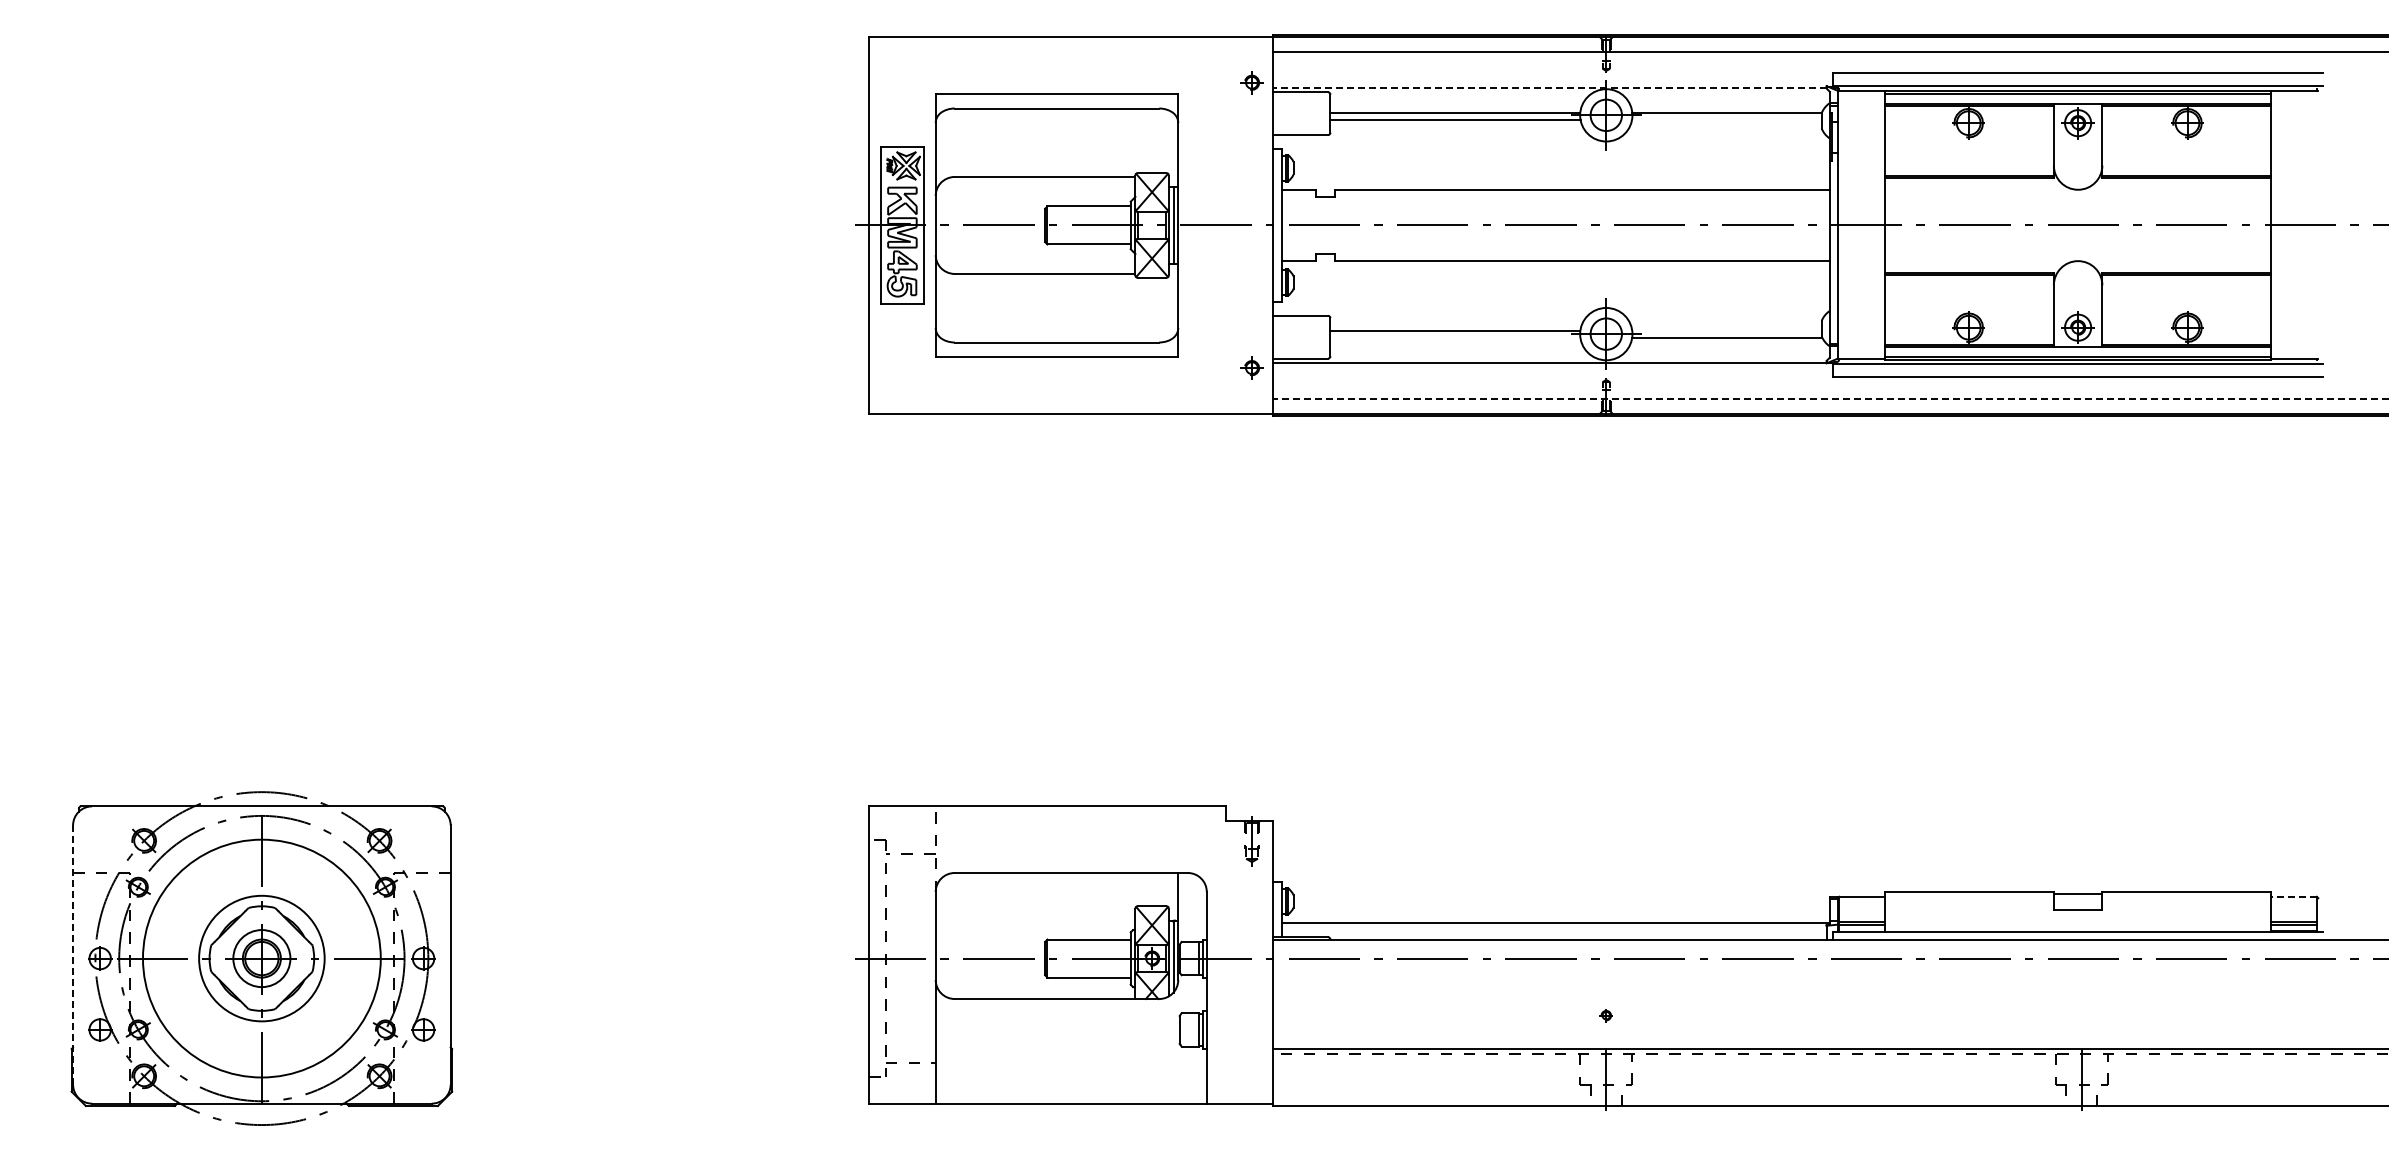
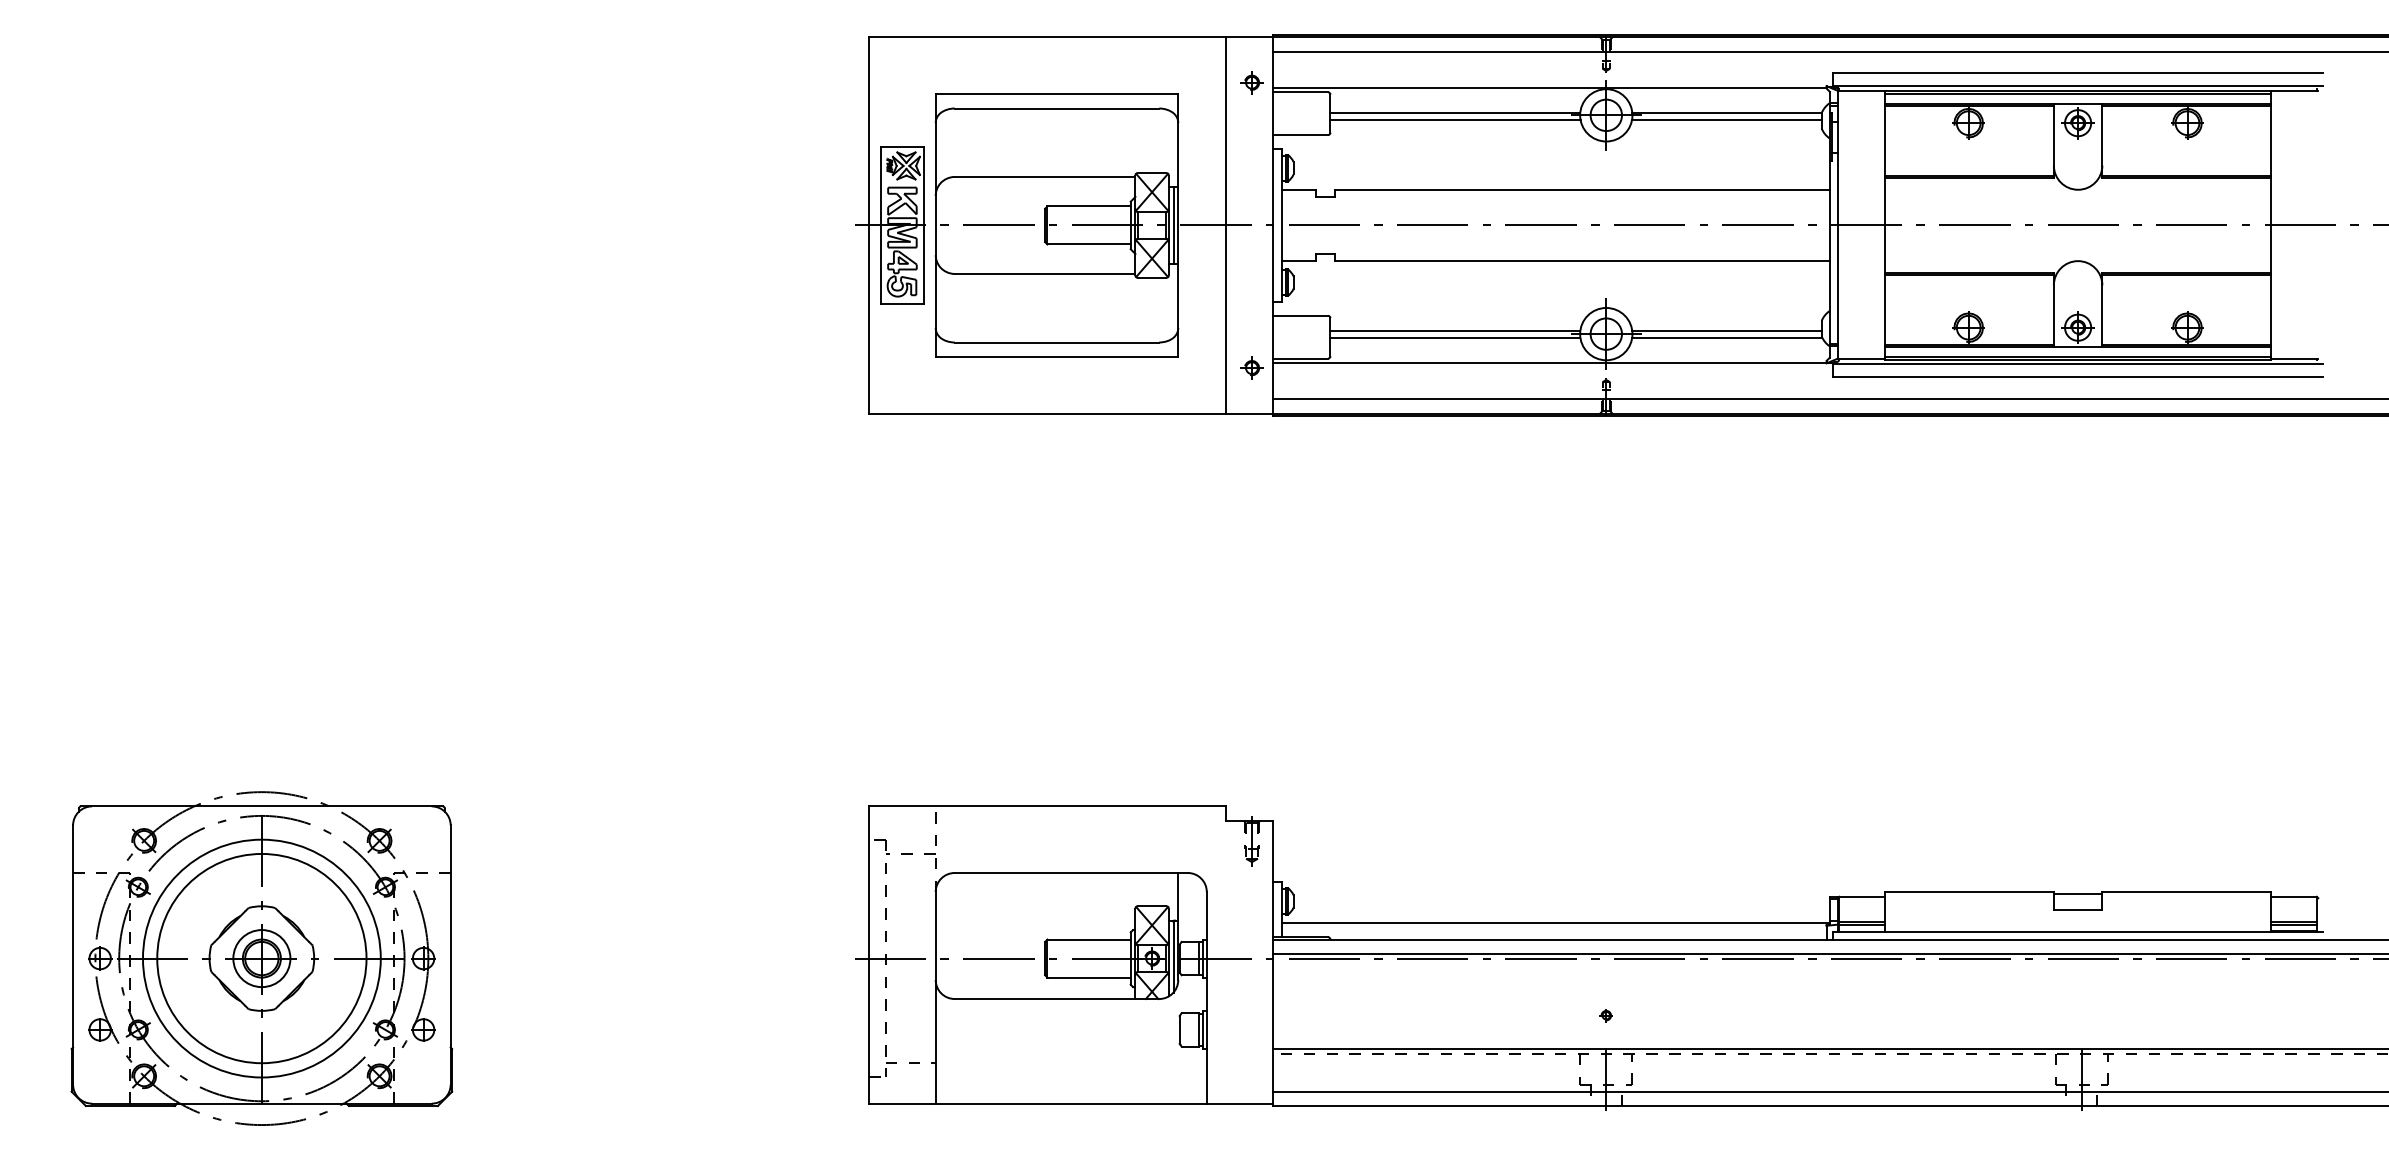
line: dashed -> solid (1549, 87)
line: none -> present (1726, 120)
line: none -> present (1225, 225)
line: none -> present (1726, 330)
line: none -> present (1455, 337)
line: dashed -> solid (1830, 399)
line: dashed -> solid (2293, 896)
line: none -> present (1829, 953)
line: dashed -> solid (73, 955)
circle diameter: 126 px -> 209 px (261, 958)
line: none -> present (1829, 1091)
